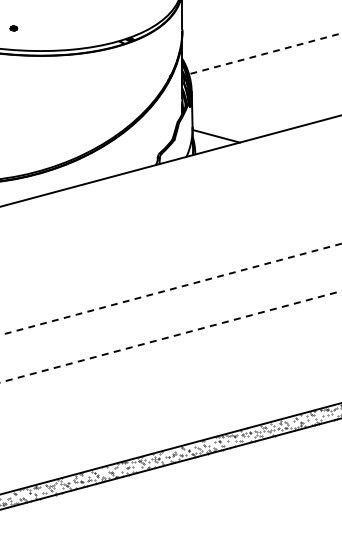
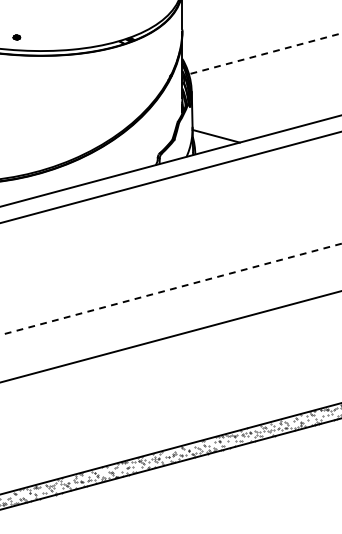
part position: (13, 28) -> (16, 37) (16, 37)
line: none -> present (170, 177)
line: dashed -> solid (171, 336)
